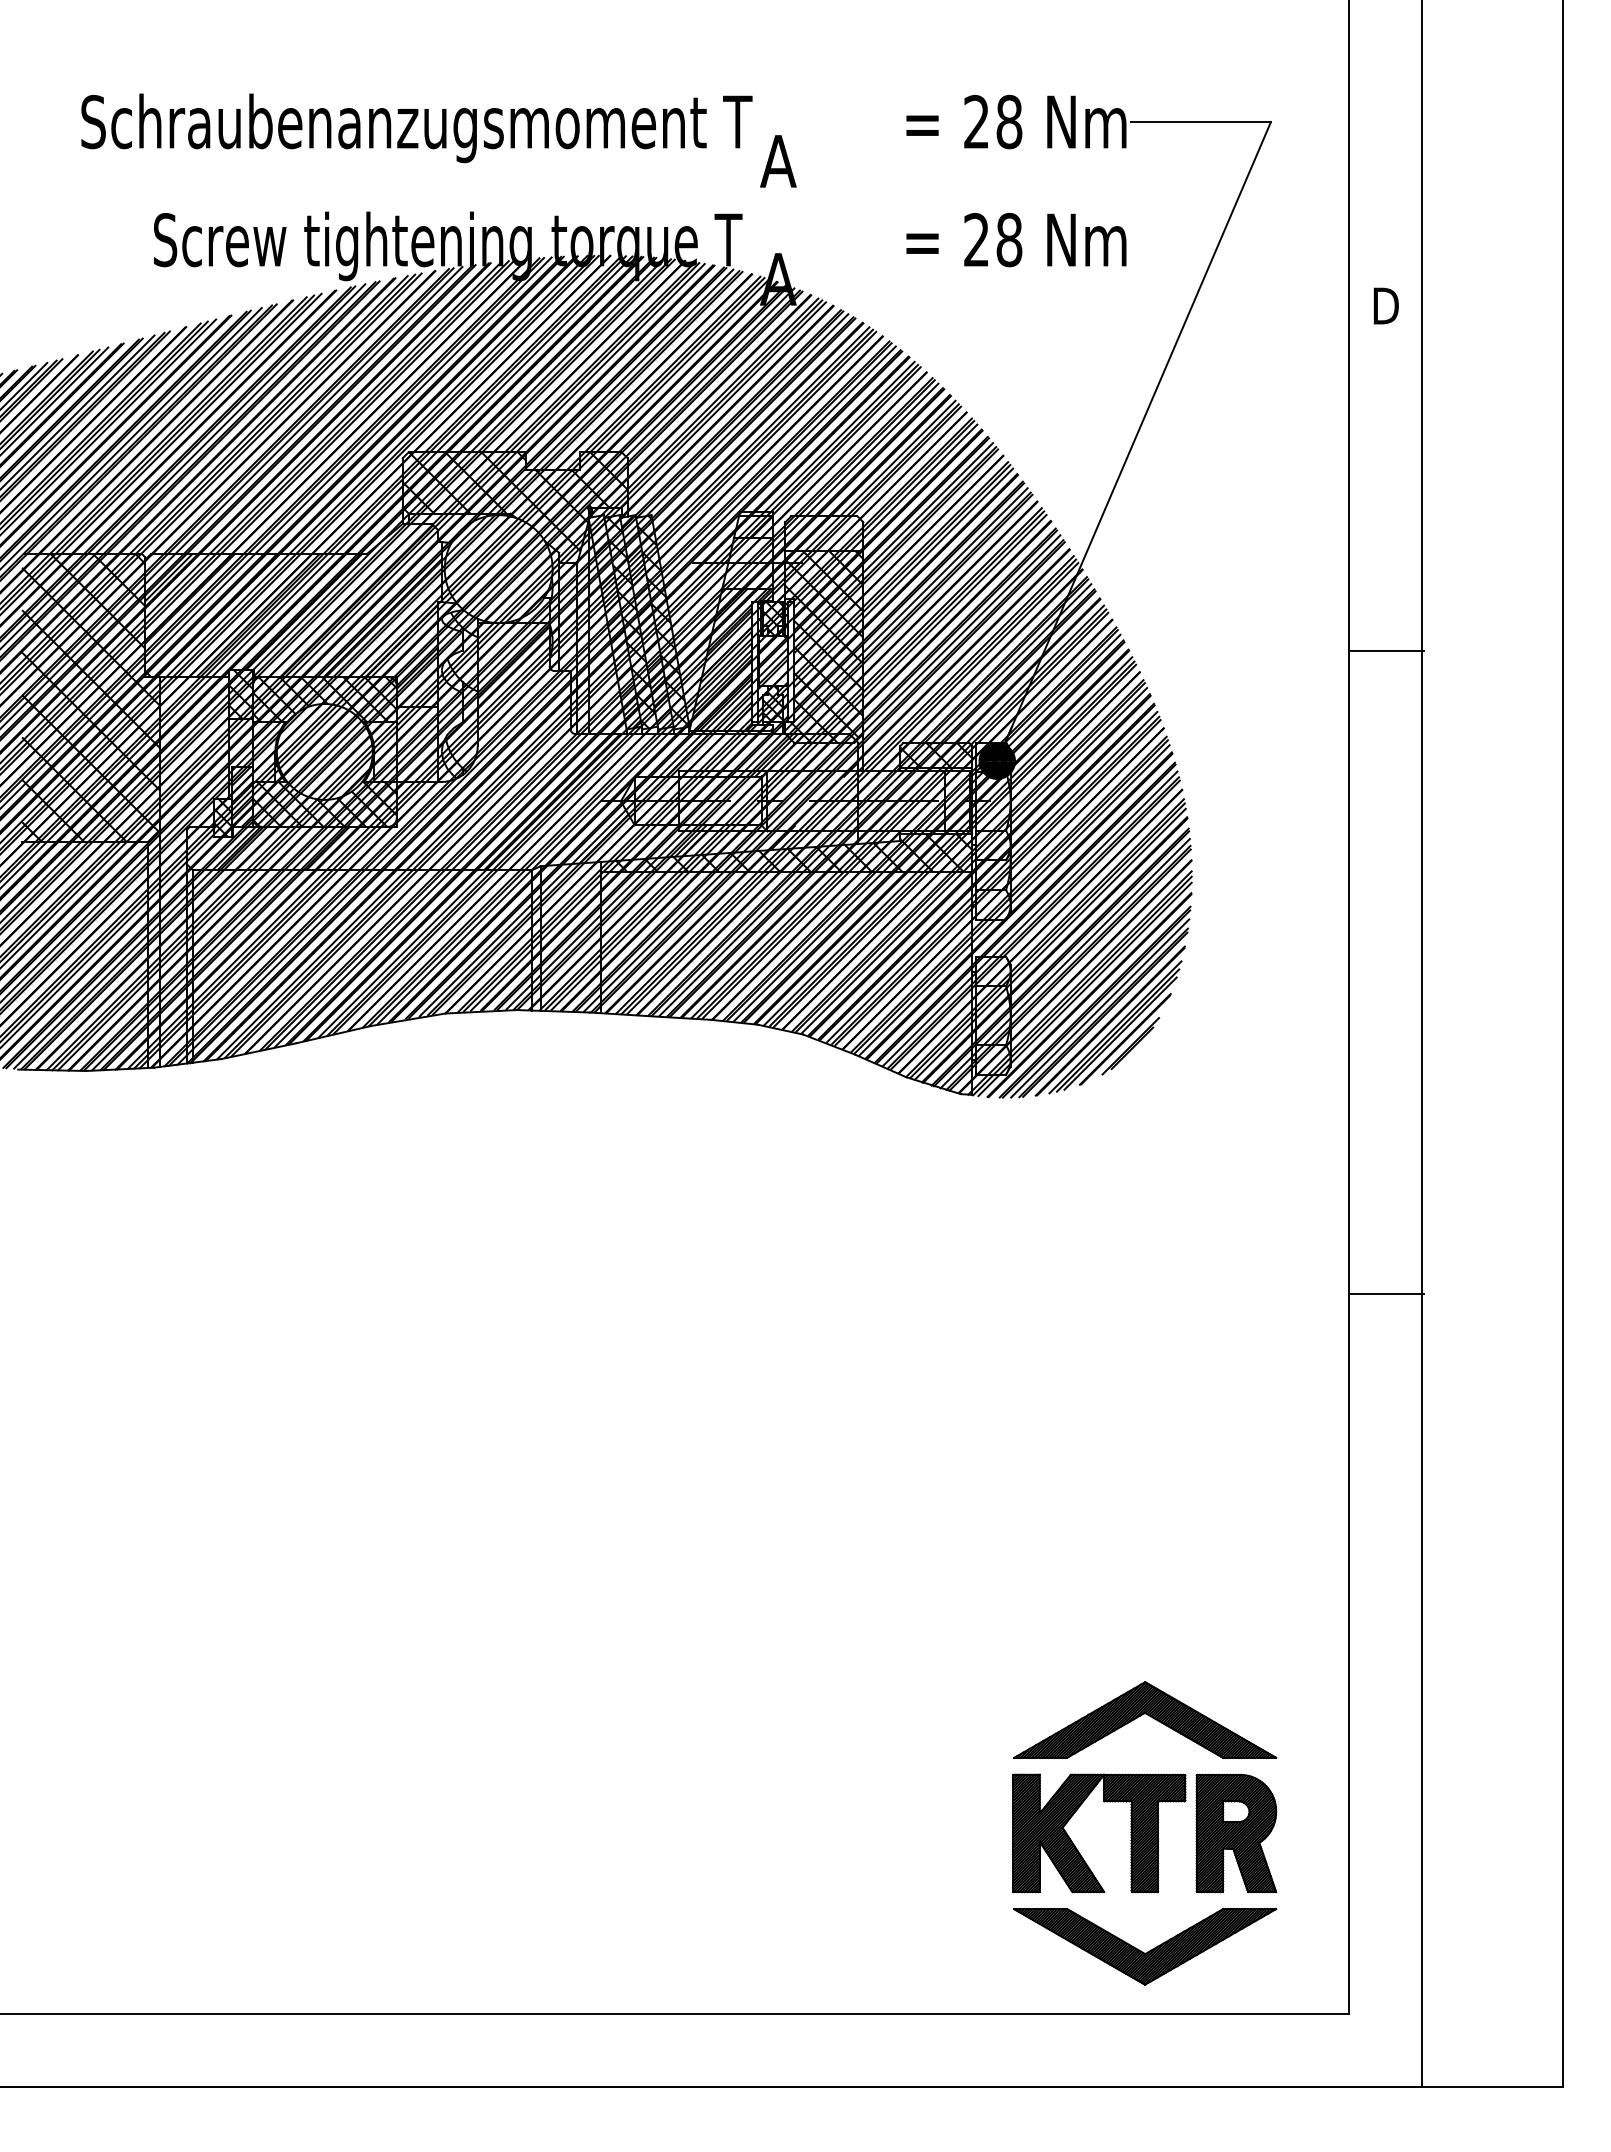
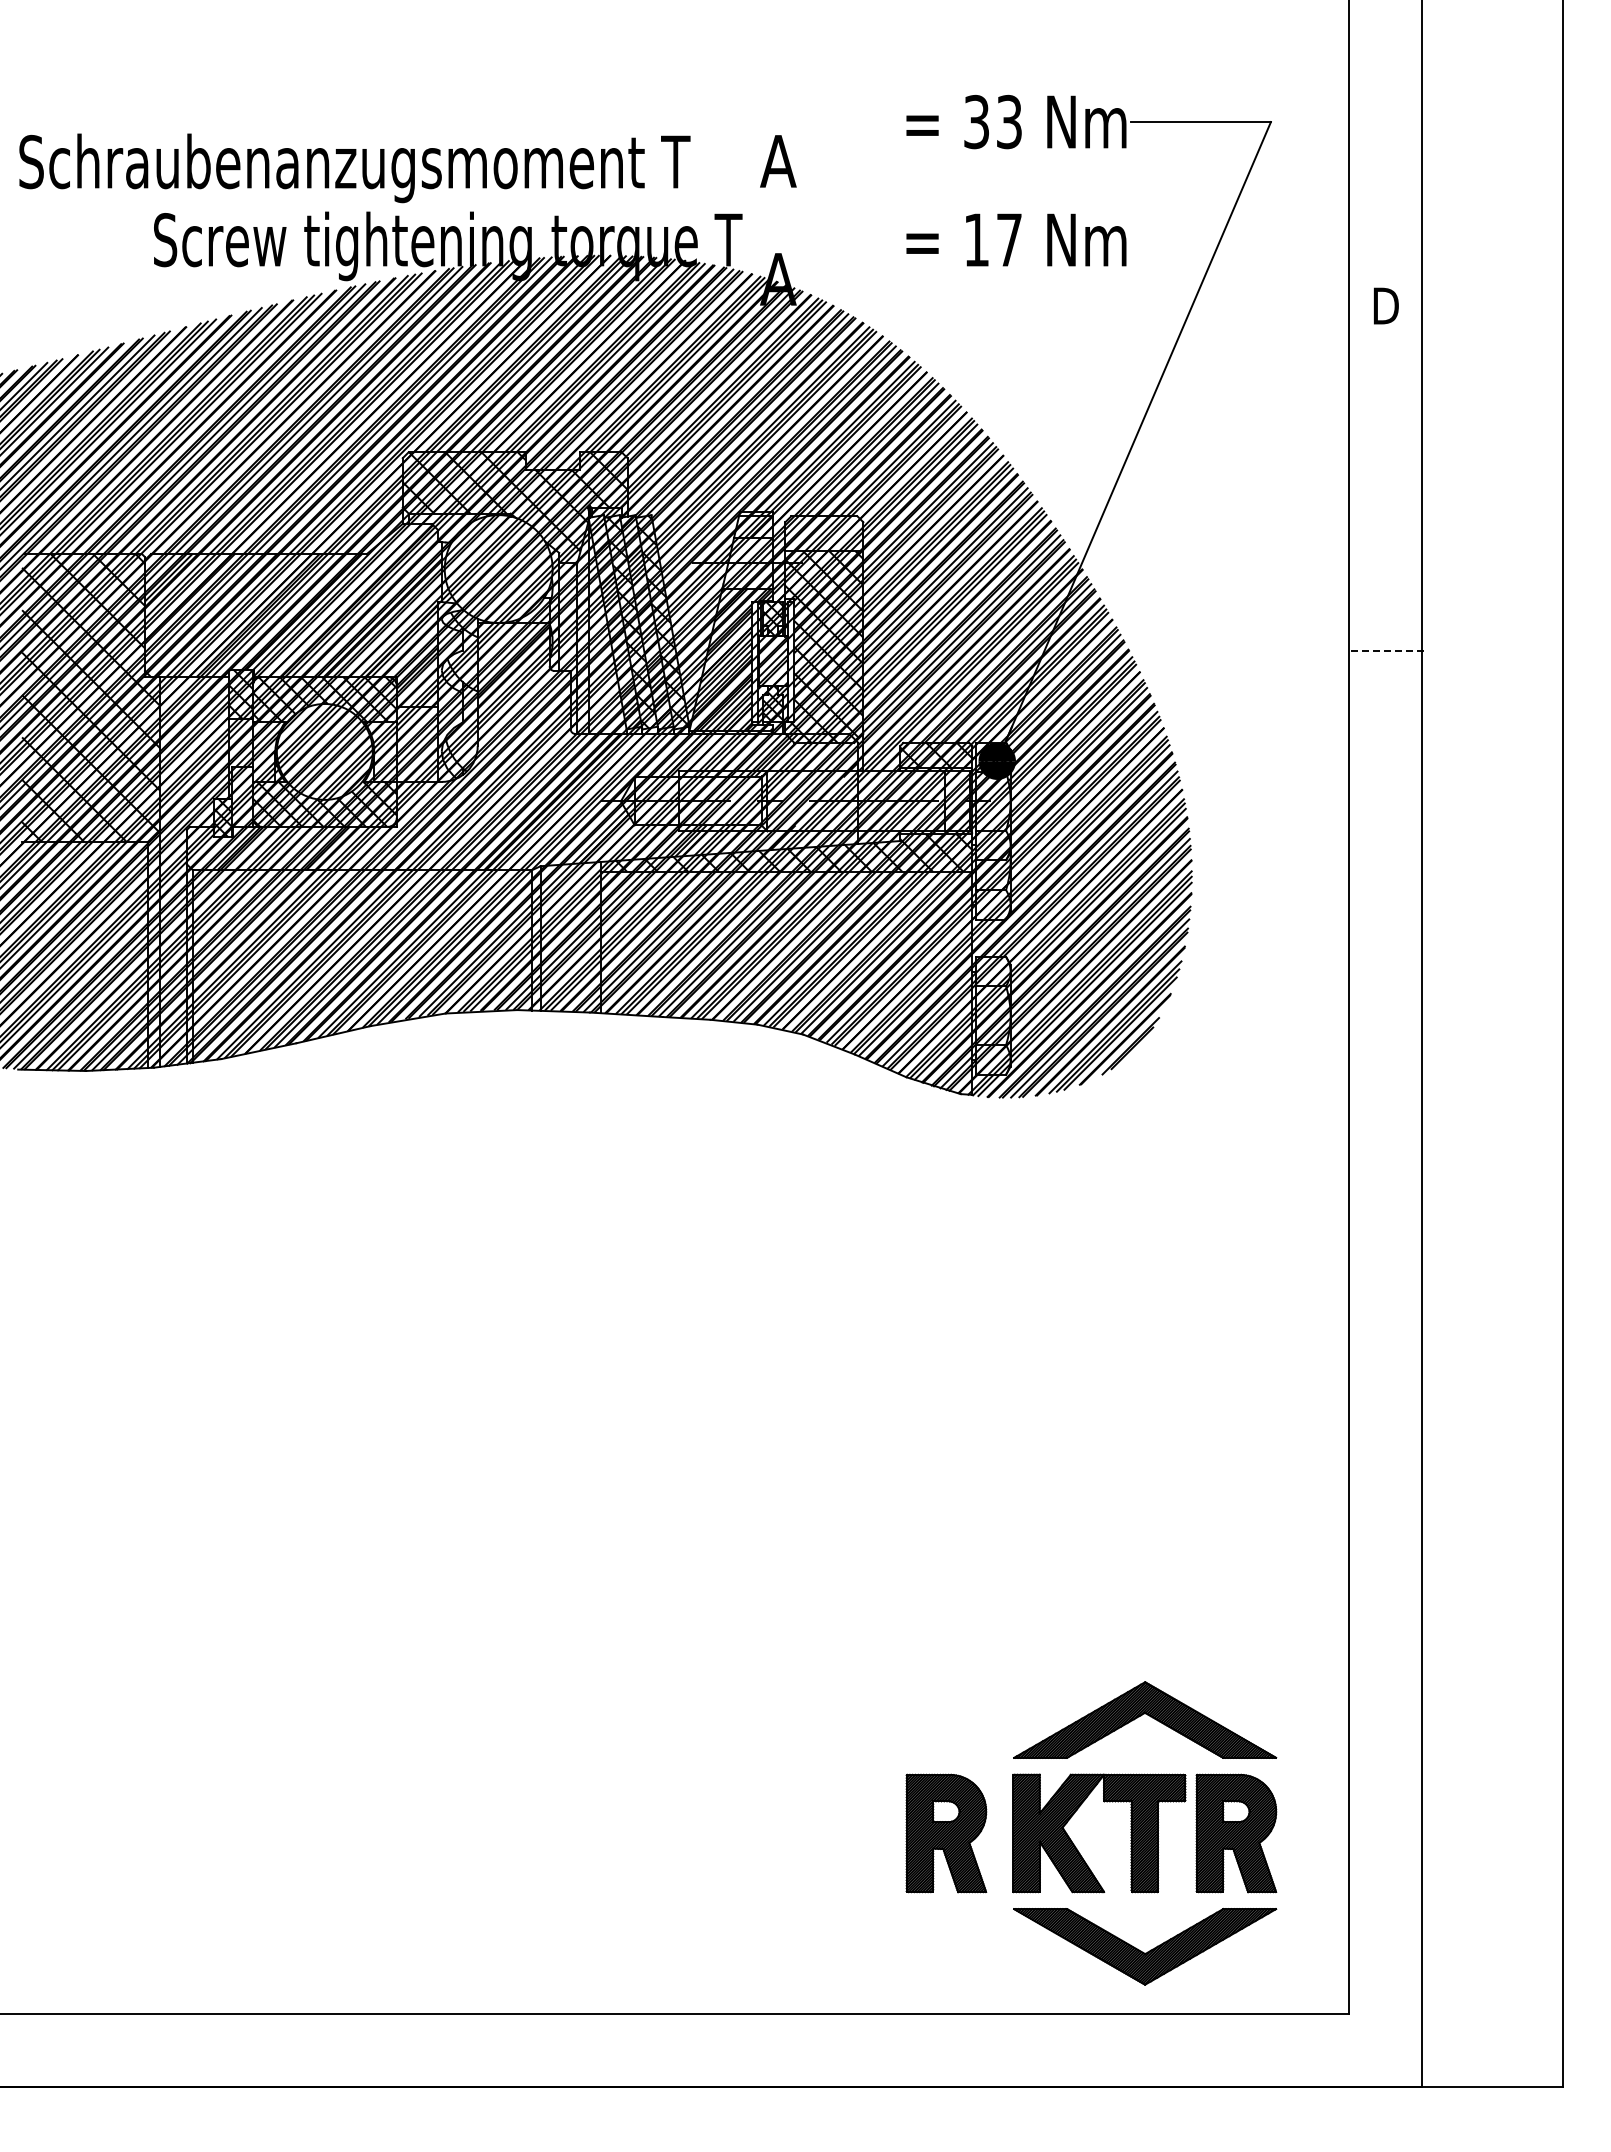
text: 28 -> 33 (993, 122)
text position: (416, 128) -> (354, 168) (354, 168)
text: 28 -> 17 (993, 240)
line: solid -> dashed (1387, 651)
hatch: present -> none (241, 796)
line: present -> none (1387, 1294)
part: none -> present (946, 1833)
